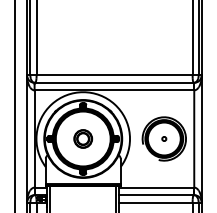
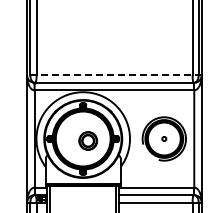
line: solid -> dashed (113, 75)
line: present -> none (15, 105)
part position: (83, 138) -> (88, 140) (88, 140)
